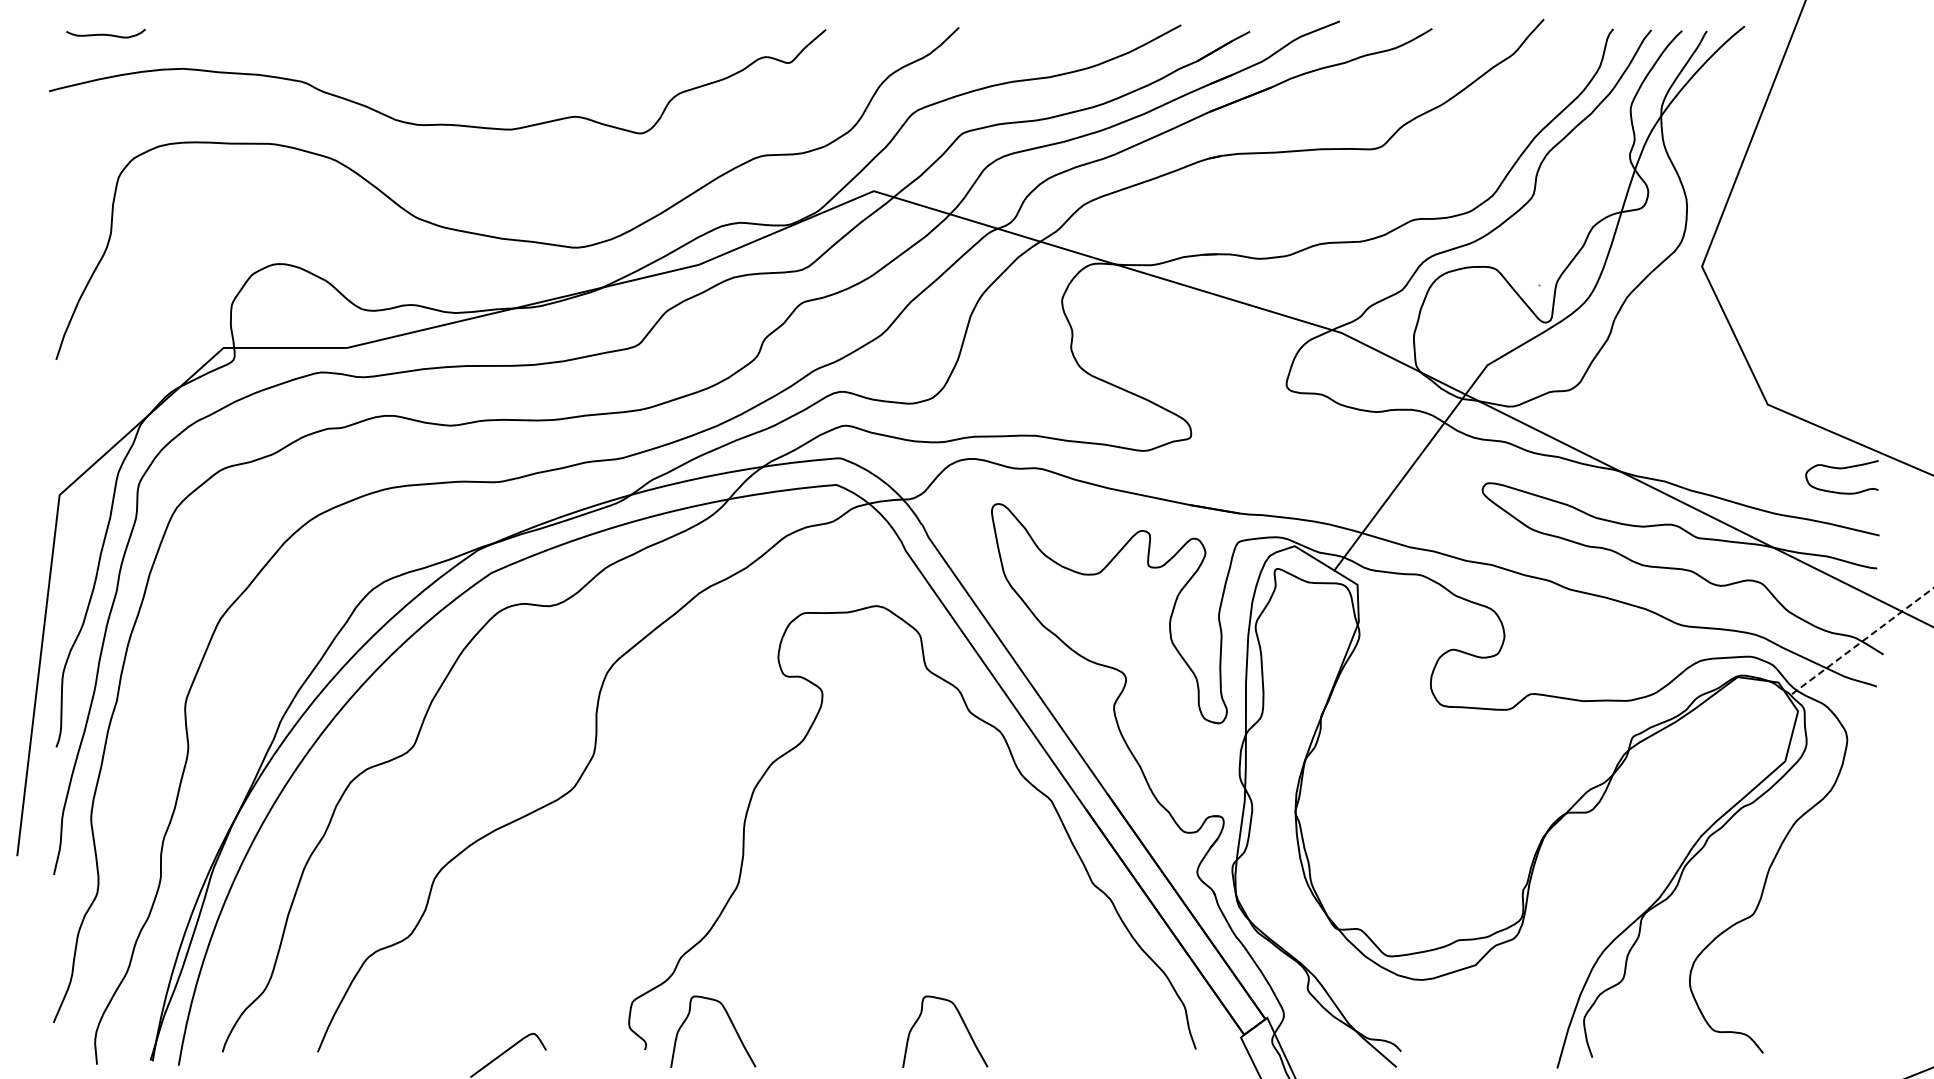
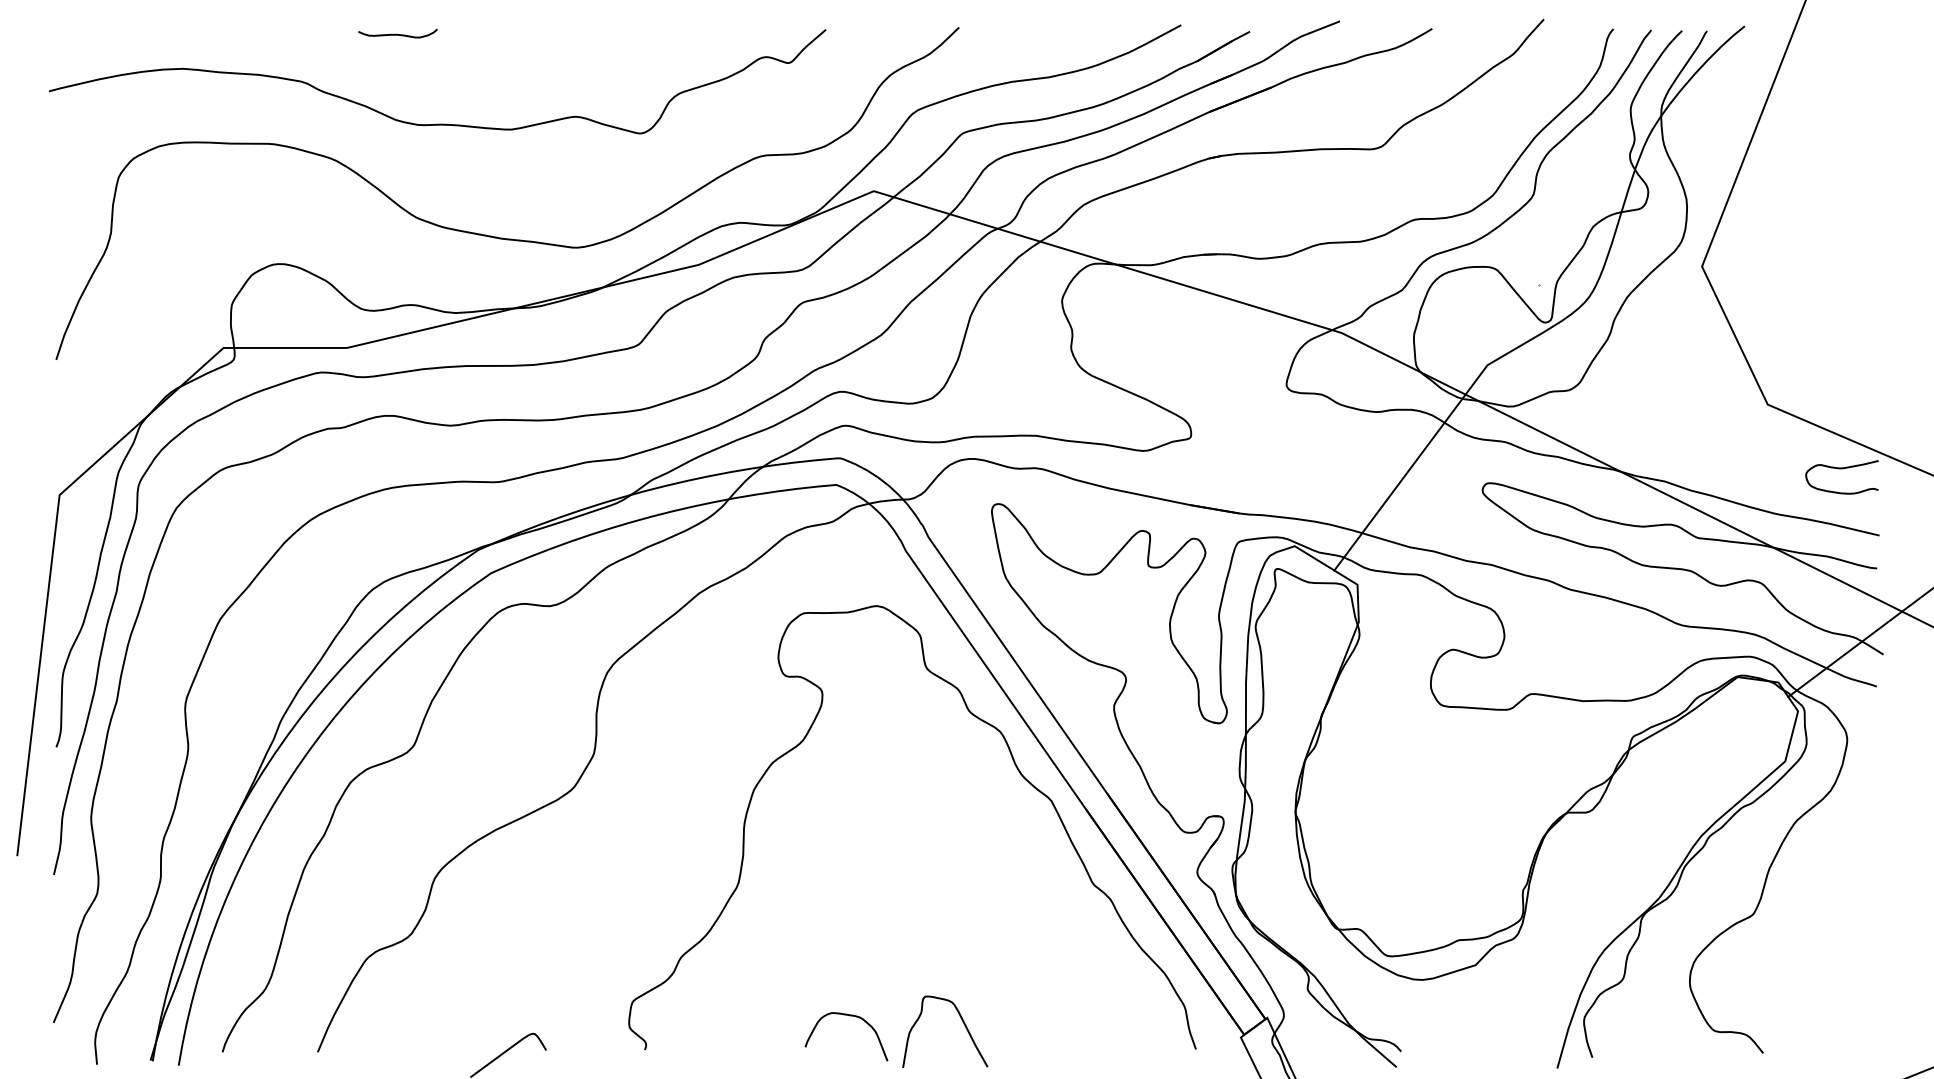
curve position: (105, 33) -> (397, 33) (397, 33)
line: dashed -> solid (1861, 642)
curve: none -> present (849, 1016)
curve: present -> none (730, 1022)
